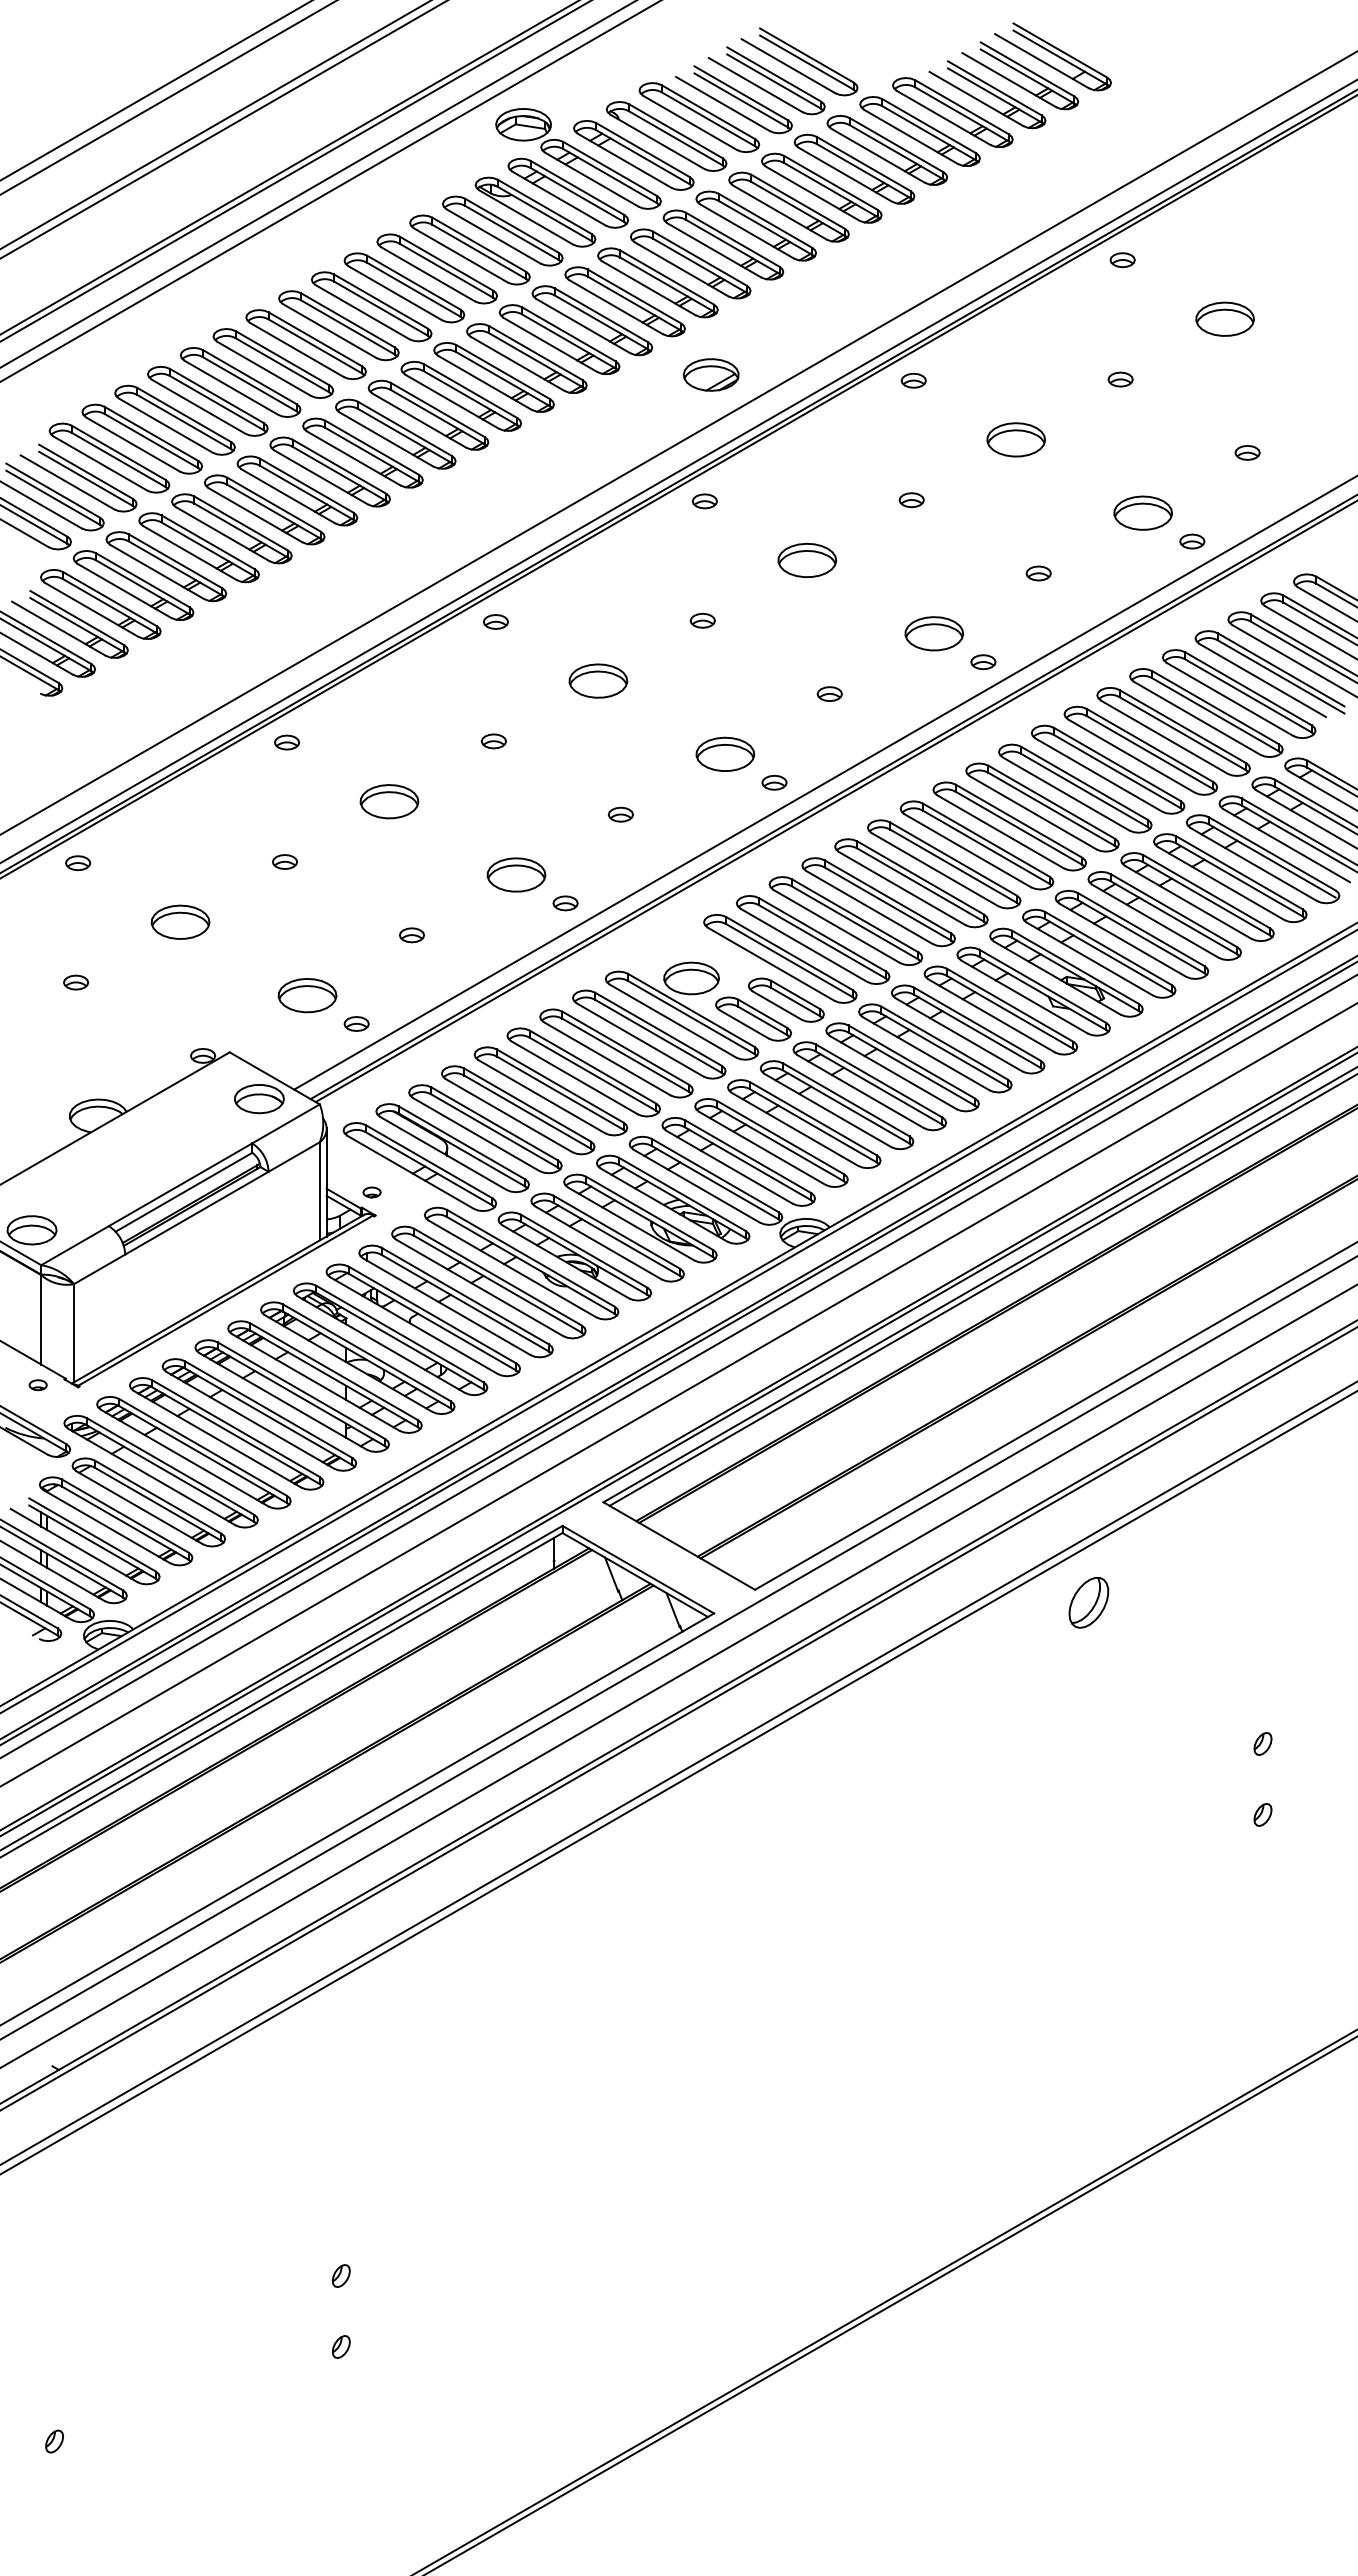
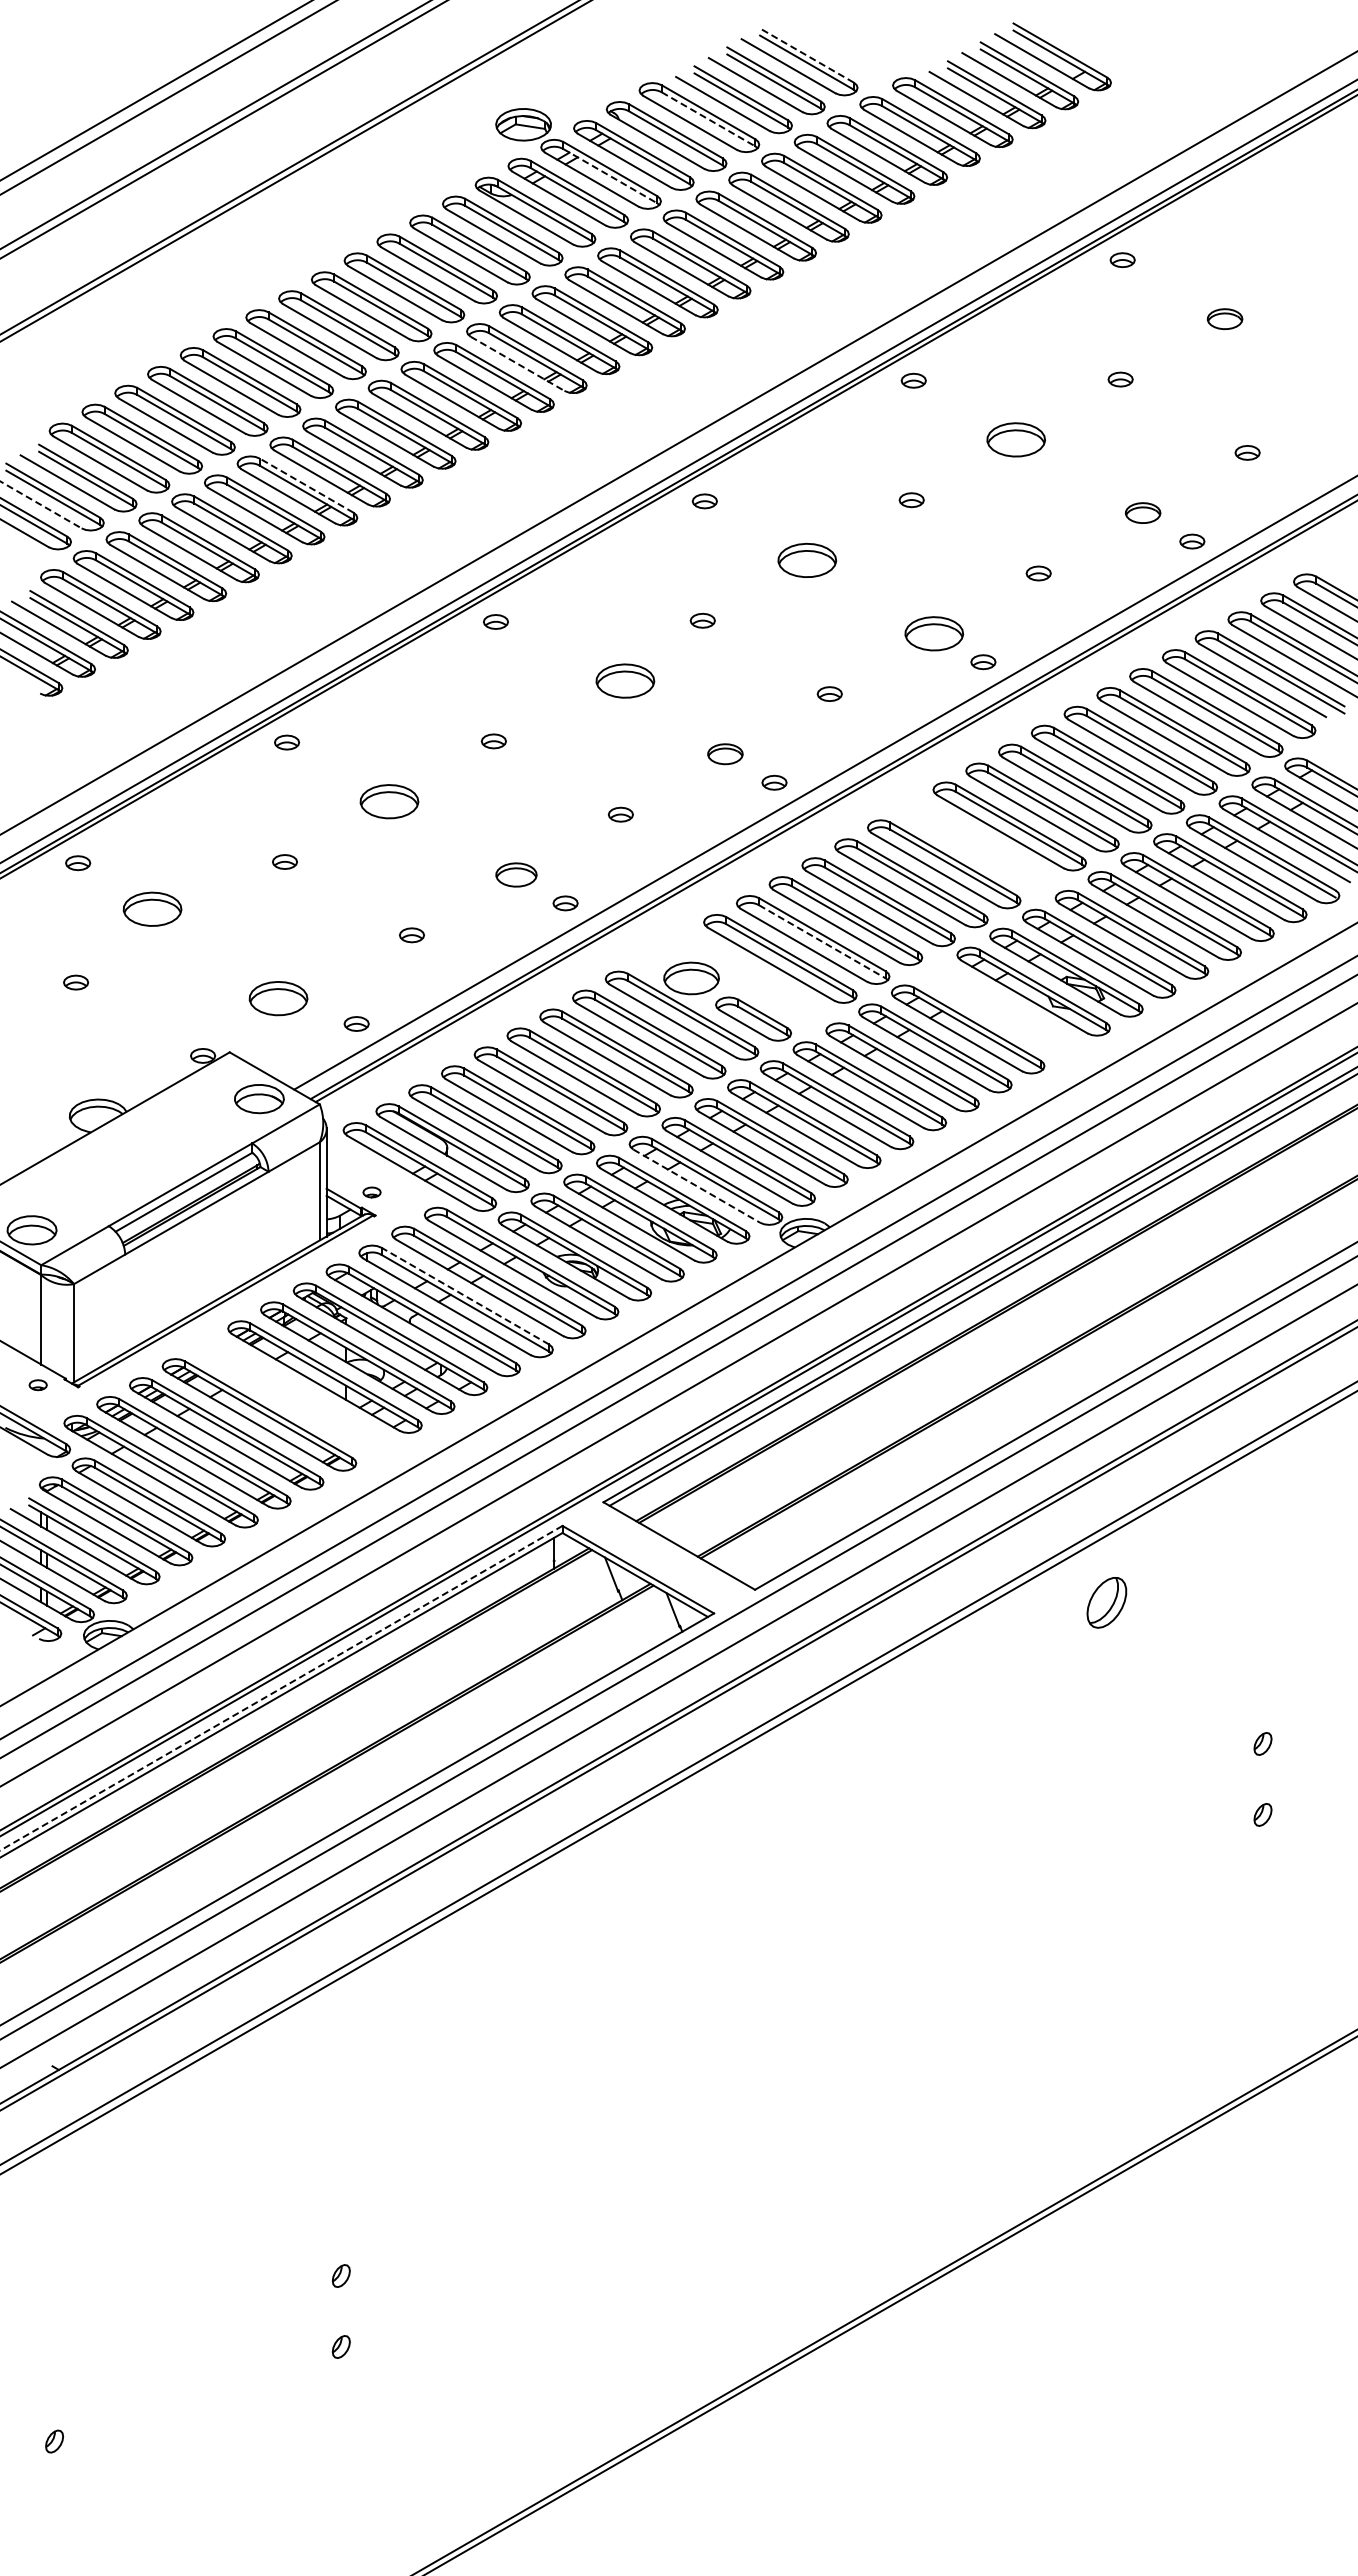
line: solid -> dashed (806, 55)
line: solid -> dashed (709, 119)
line: solid -> dashed (610, 176)
line: present -> none (317, 184)
line: present -> none (330, 191)
part size: 60x36 px -> 38x22 px (1224, 318)
line: solid -> dashed (518, 364)
part: present -> none (710, 374)
line: solid -> dashed (306, 485)
line: solid -> dashed (41, 505)
part size: 60x36 px -> 37x22 px (1143, 512)
part position: (598, 680) -> (625, 680) (625, 680)
part size: 61x36 px -> 37x23 px (725, 754)
part: present -> none (976, 845)
part size: 61x36 px -> 43x26 px (516, 874)
part position: (180, 921) -> (152, 908) (152, 908)
line: solid -> dashed (822, 942)
part position: (307, 995) -> (278, 998) (278, 998)
part: present -> none (786, 999)
part: present -> none (1000, 1010)
line: solid -> dashed (697, 1186)
line: solid -> dashed (465, 1296)
line: present -> none (678, 1321)
line: present -> none (678, 1353)
part: present -> none (291, 1395)
part position: (1088, 1602) -> (1106, 1602) (1106, 1602)
line: solid -> dashed (281, 1688)
